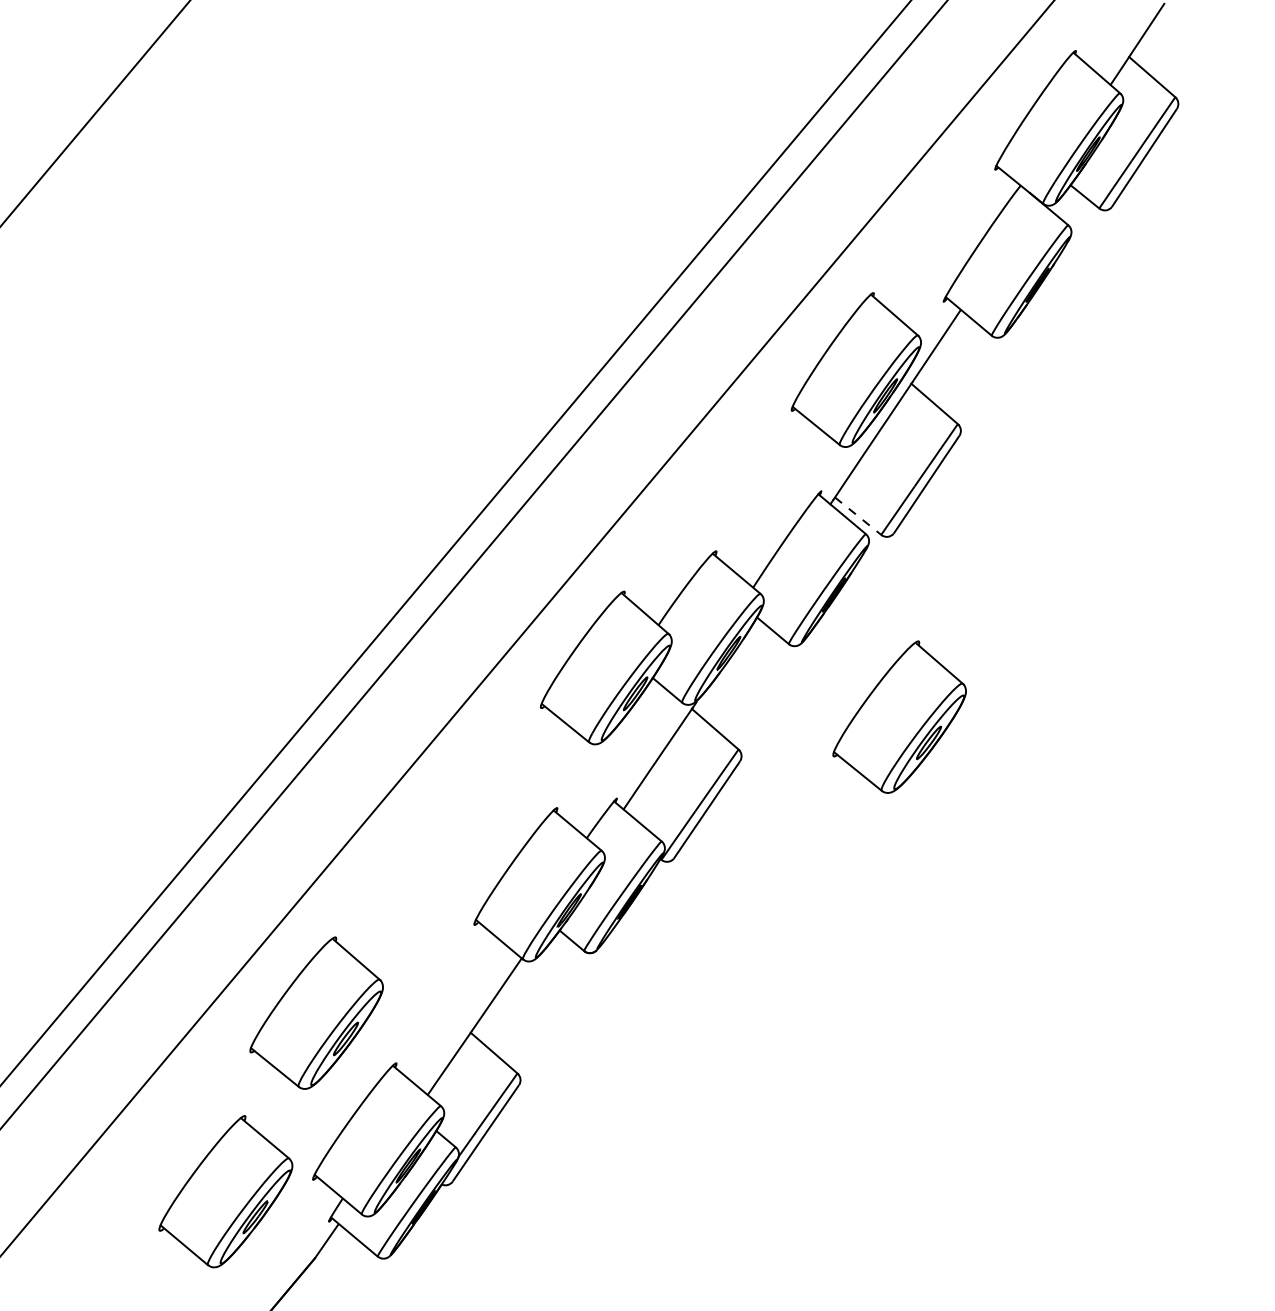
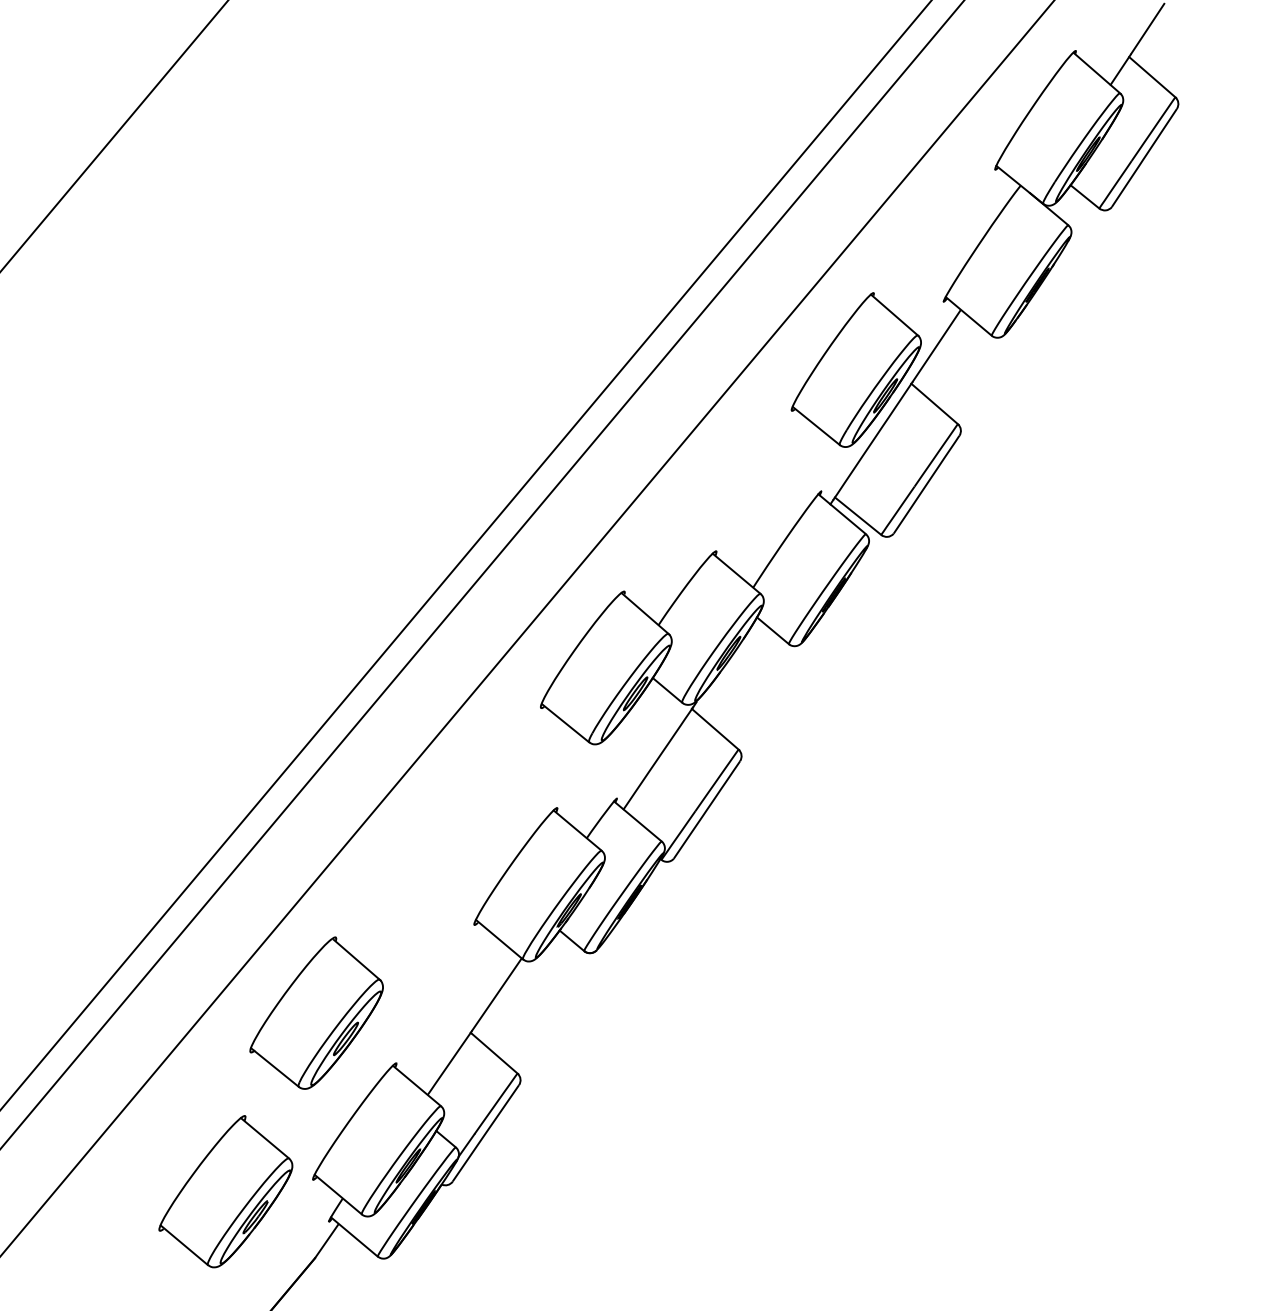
line position: (95, 113) -> (114, 136) (114, 136)
line: dashed -> solid (858, 516)
line position: (455, 542) -> (465, 555) (465, 555)
line position: (474, 564) -> (482, 574) (482, 574)
part: present -> none (899, 716)
